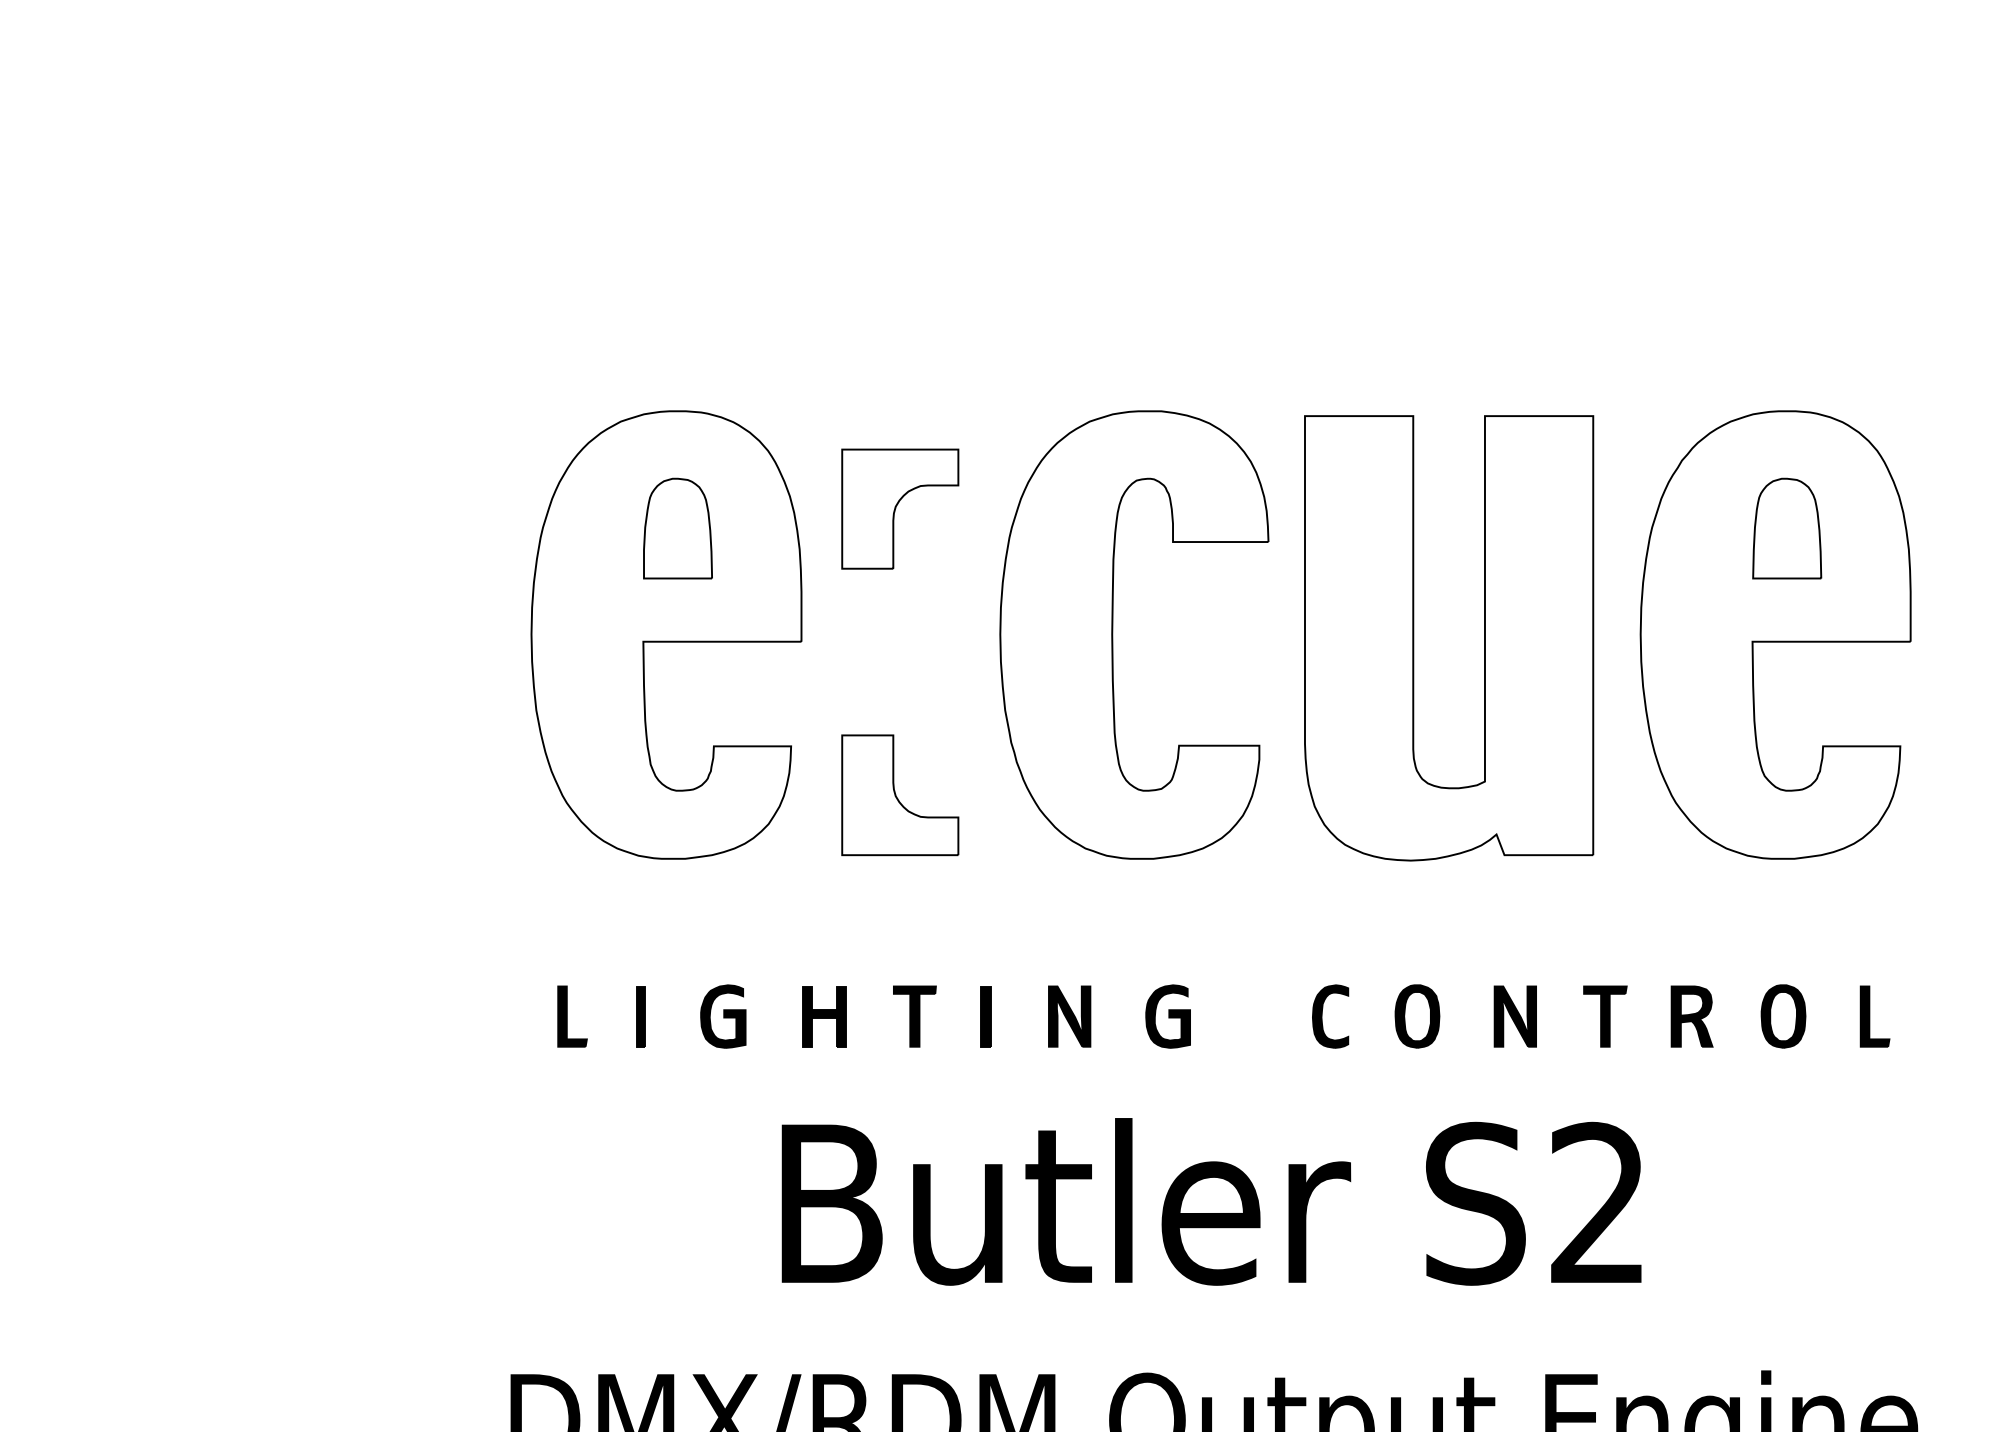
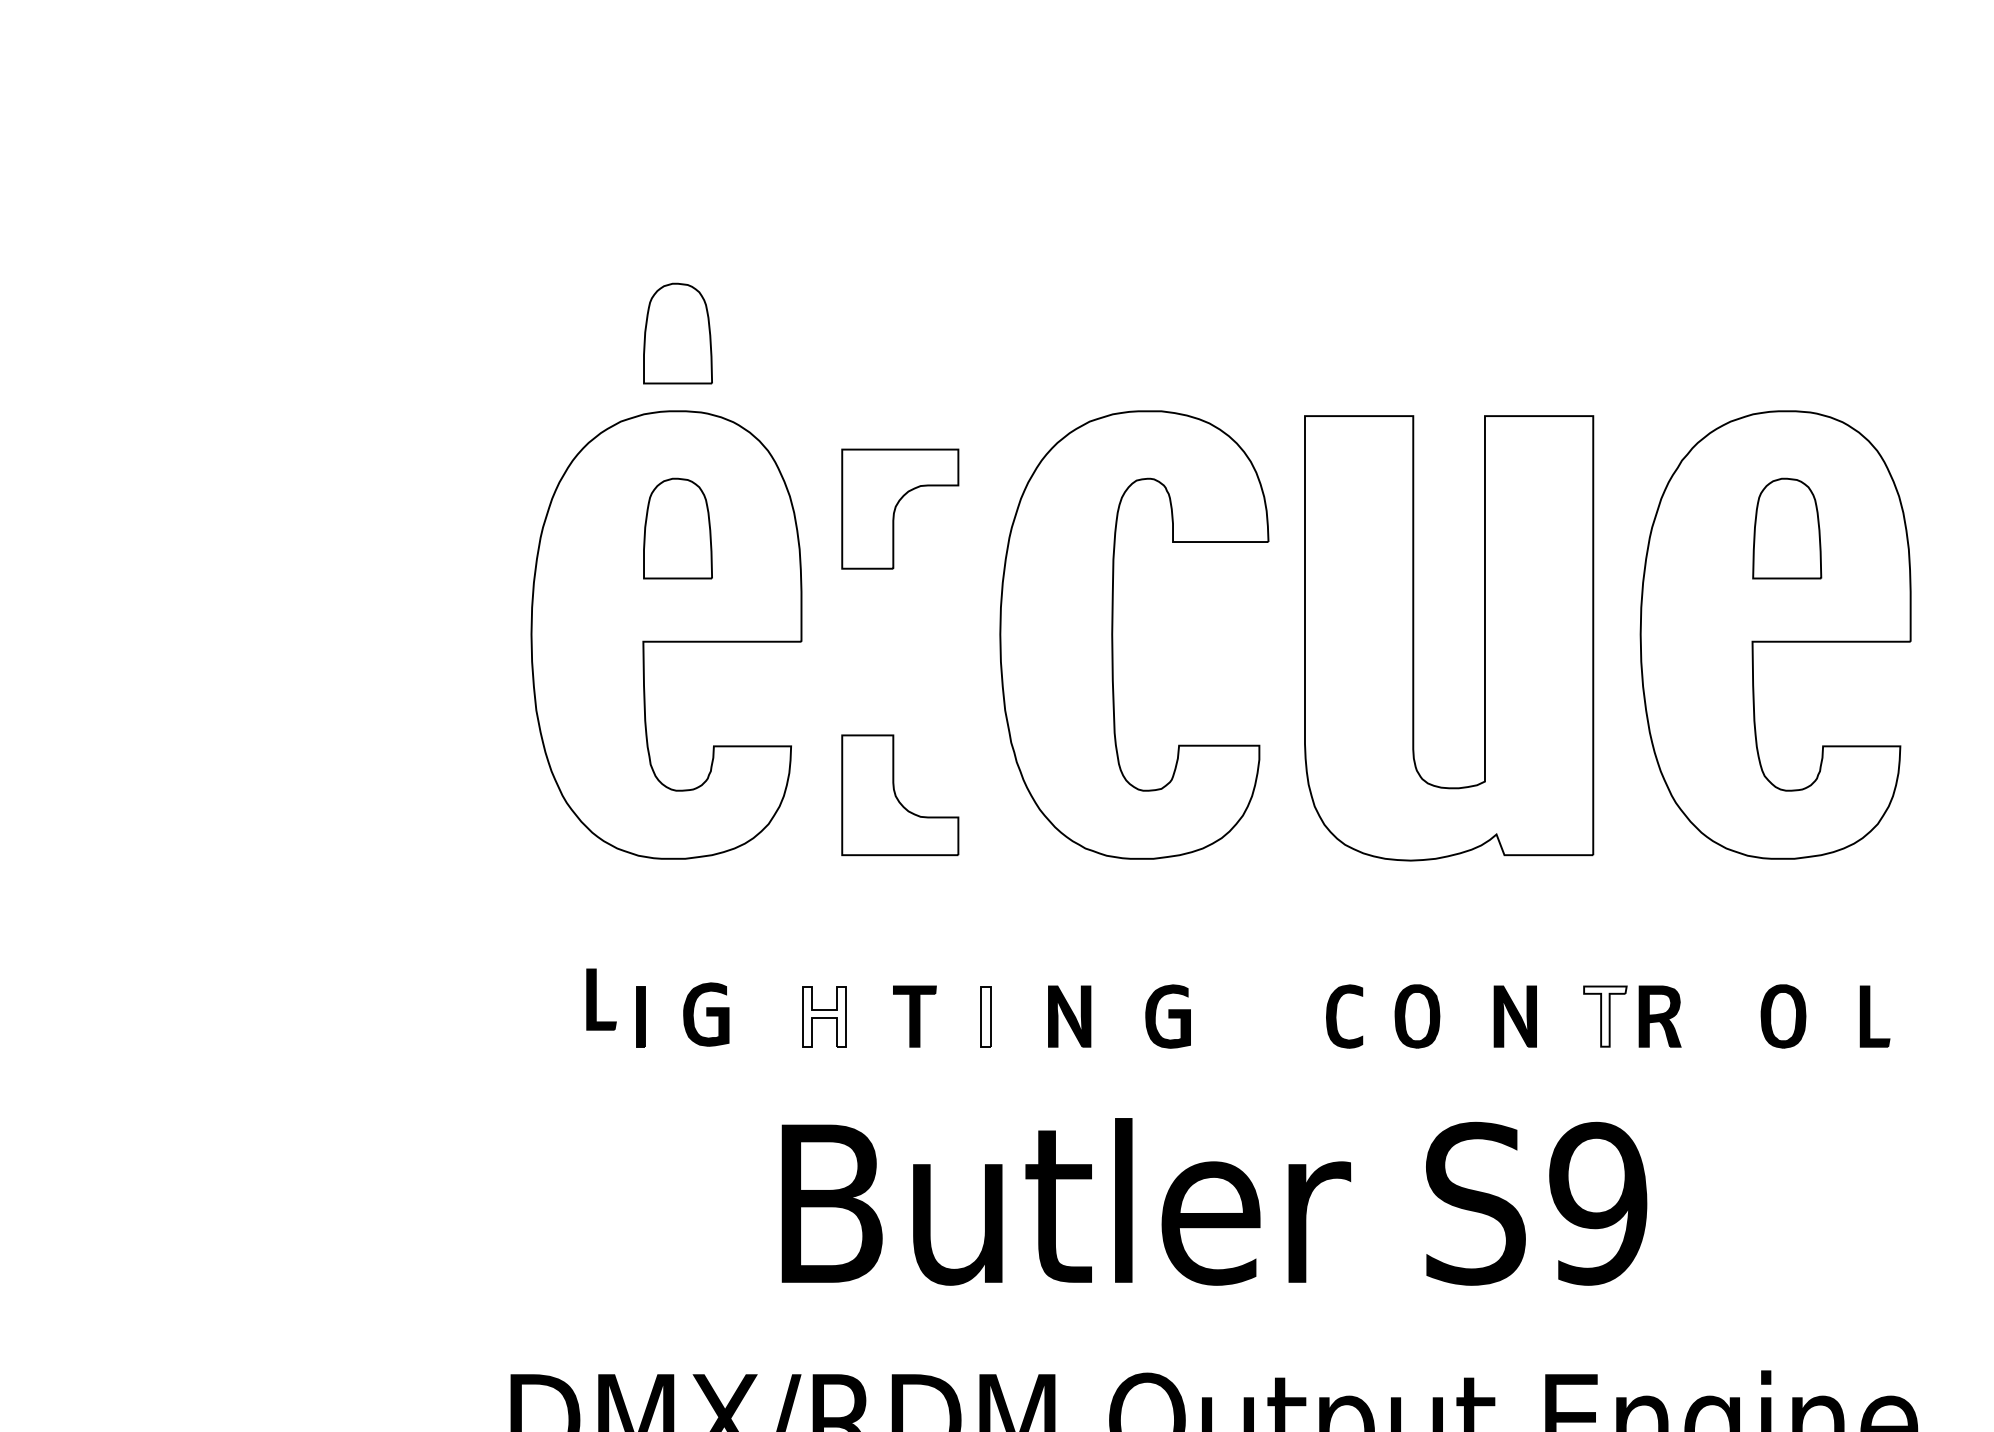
part: none -> present (677, 333)
part position: (572, 1016) -> (601, 999) (601, 999)
part position: (723, 1016) -> (706, 1014) (706, 1014)
fill: present -> none (824, 1016)
fill: present -> none (985, 1016)
part position: (1322, 1016) -> (1336, 1016) (1336, 1016)
fill: present -> none (1605, 1016)
part position: (1691, 1016) -> (1659, 1016) (1659, 1016)
text: S2 -> S9 (1598, 1203)
